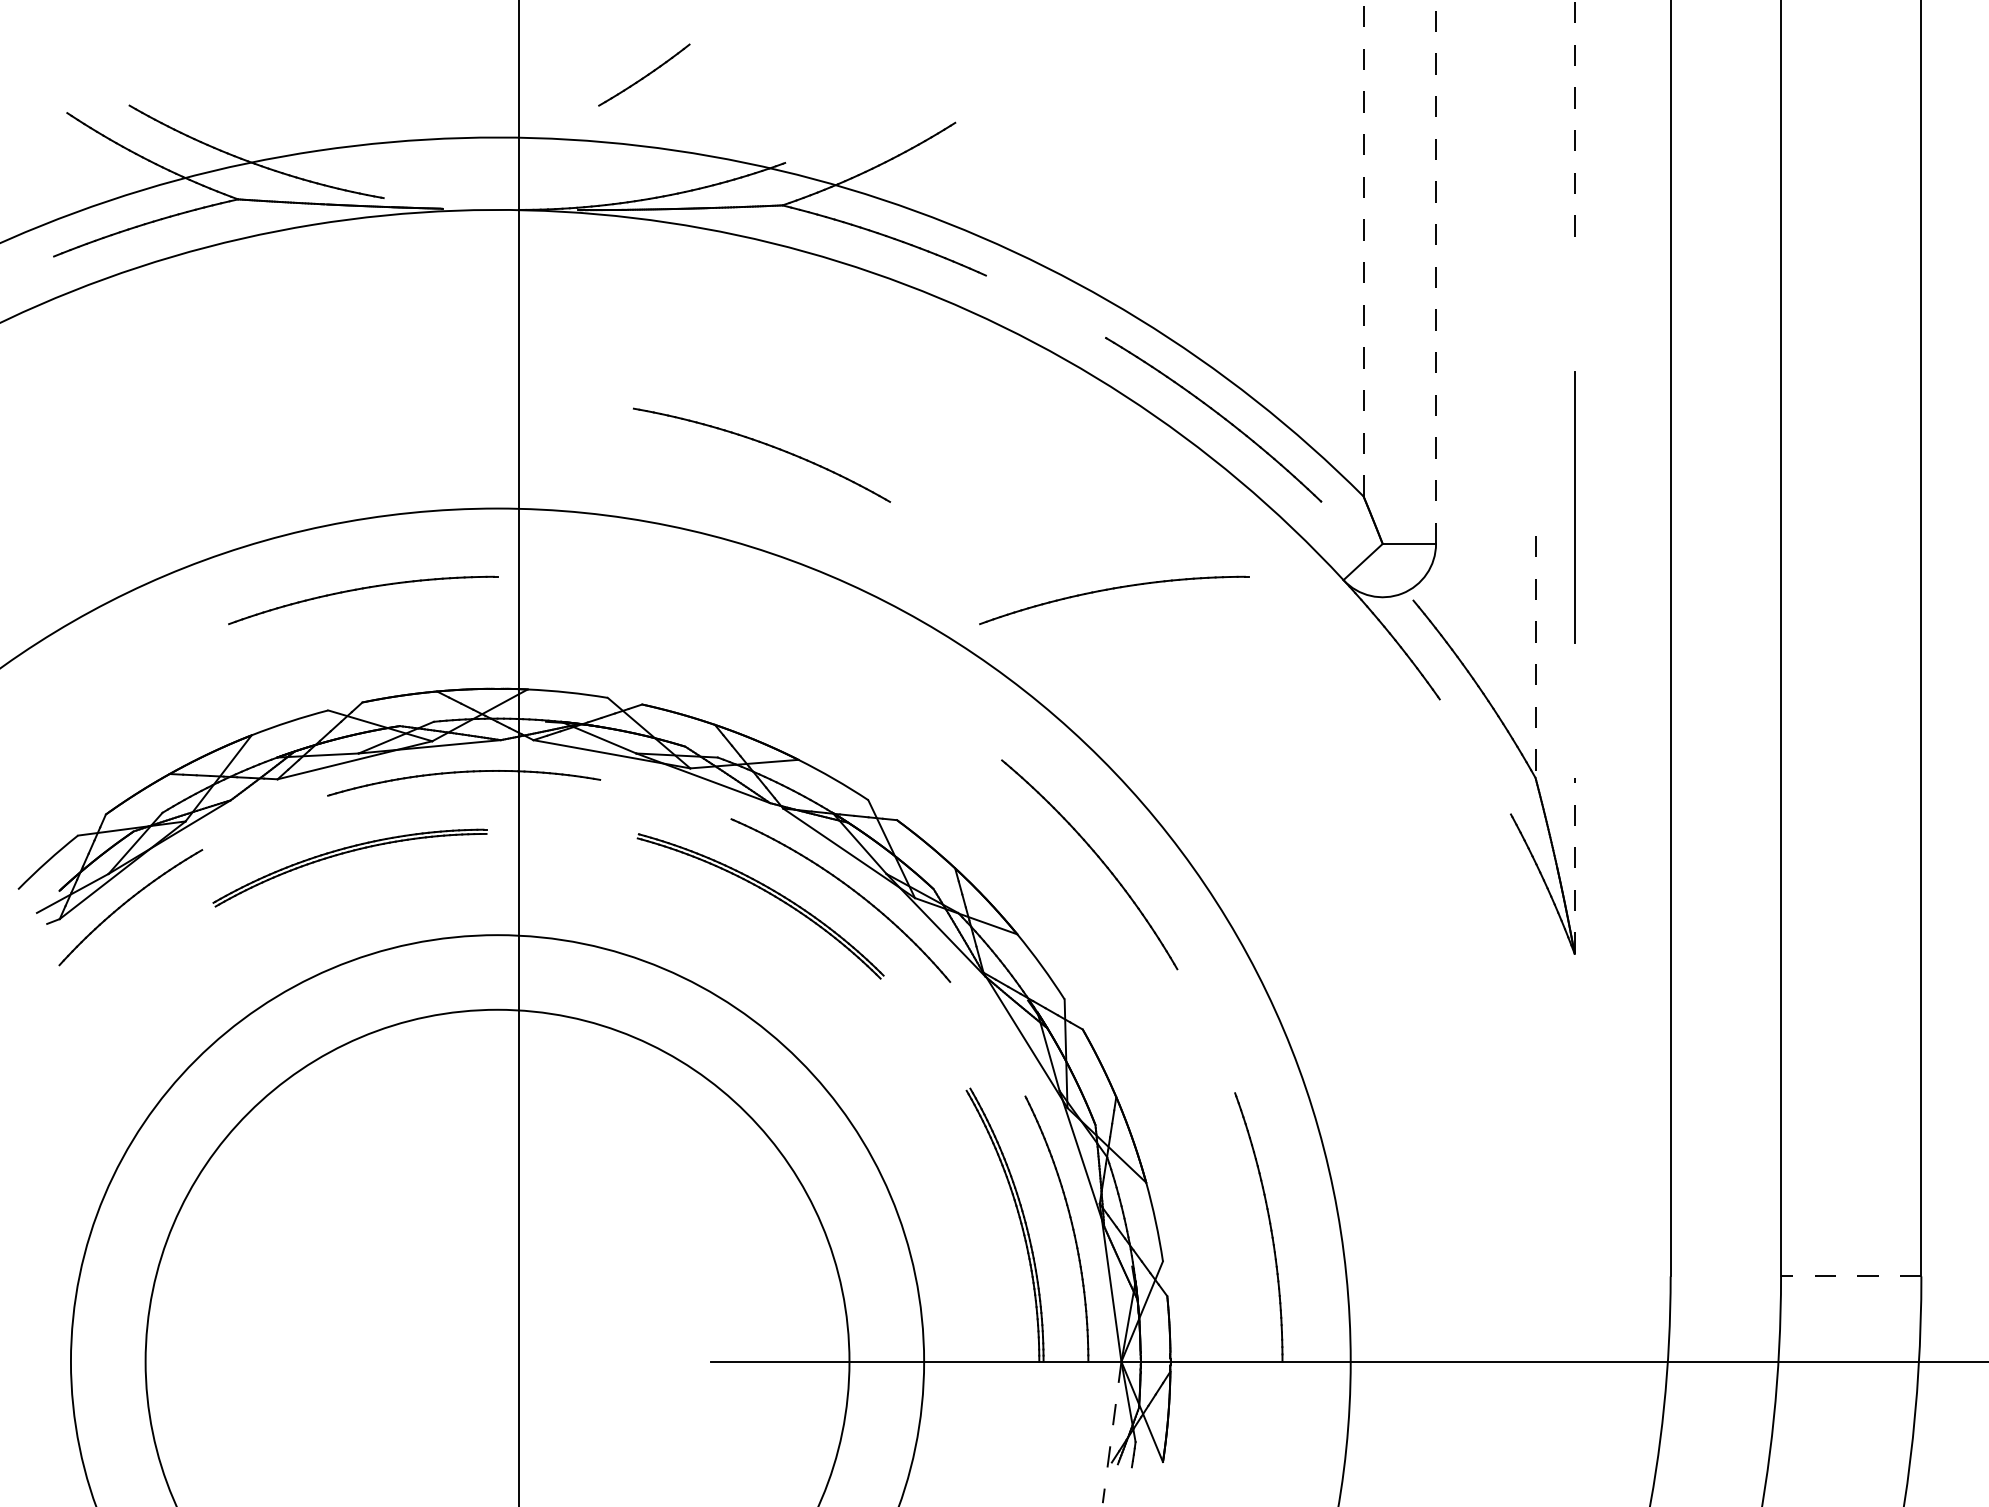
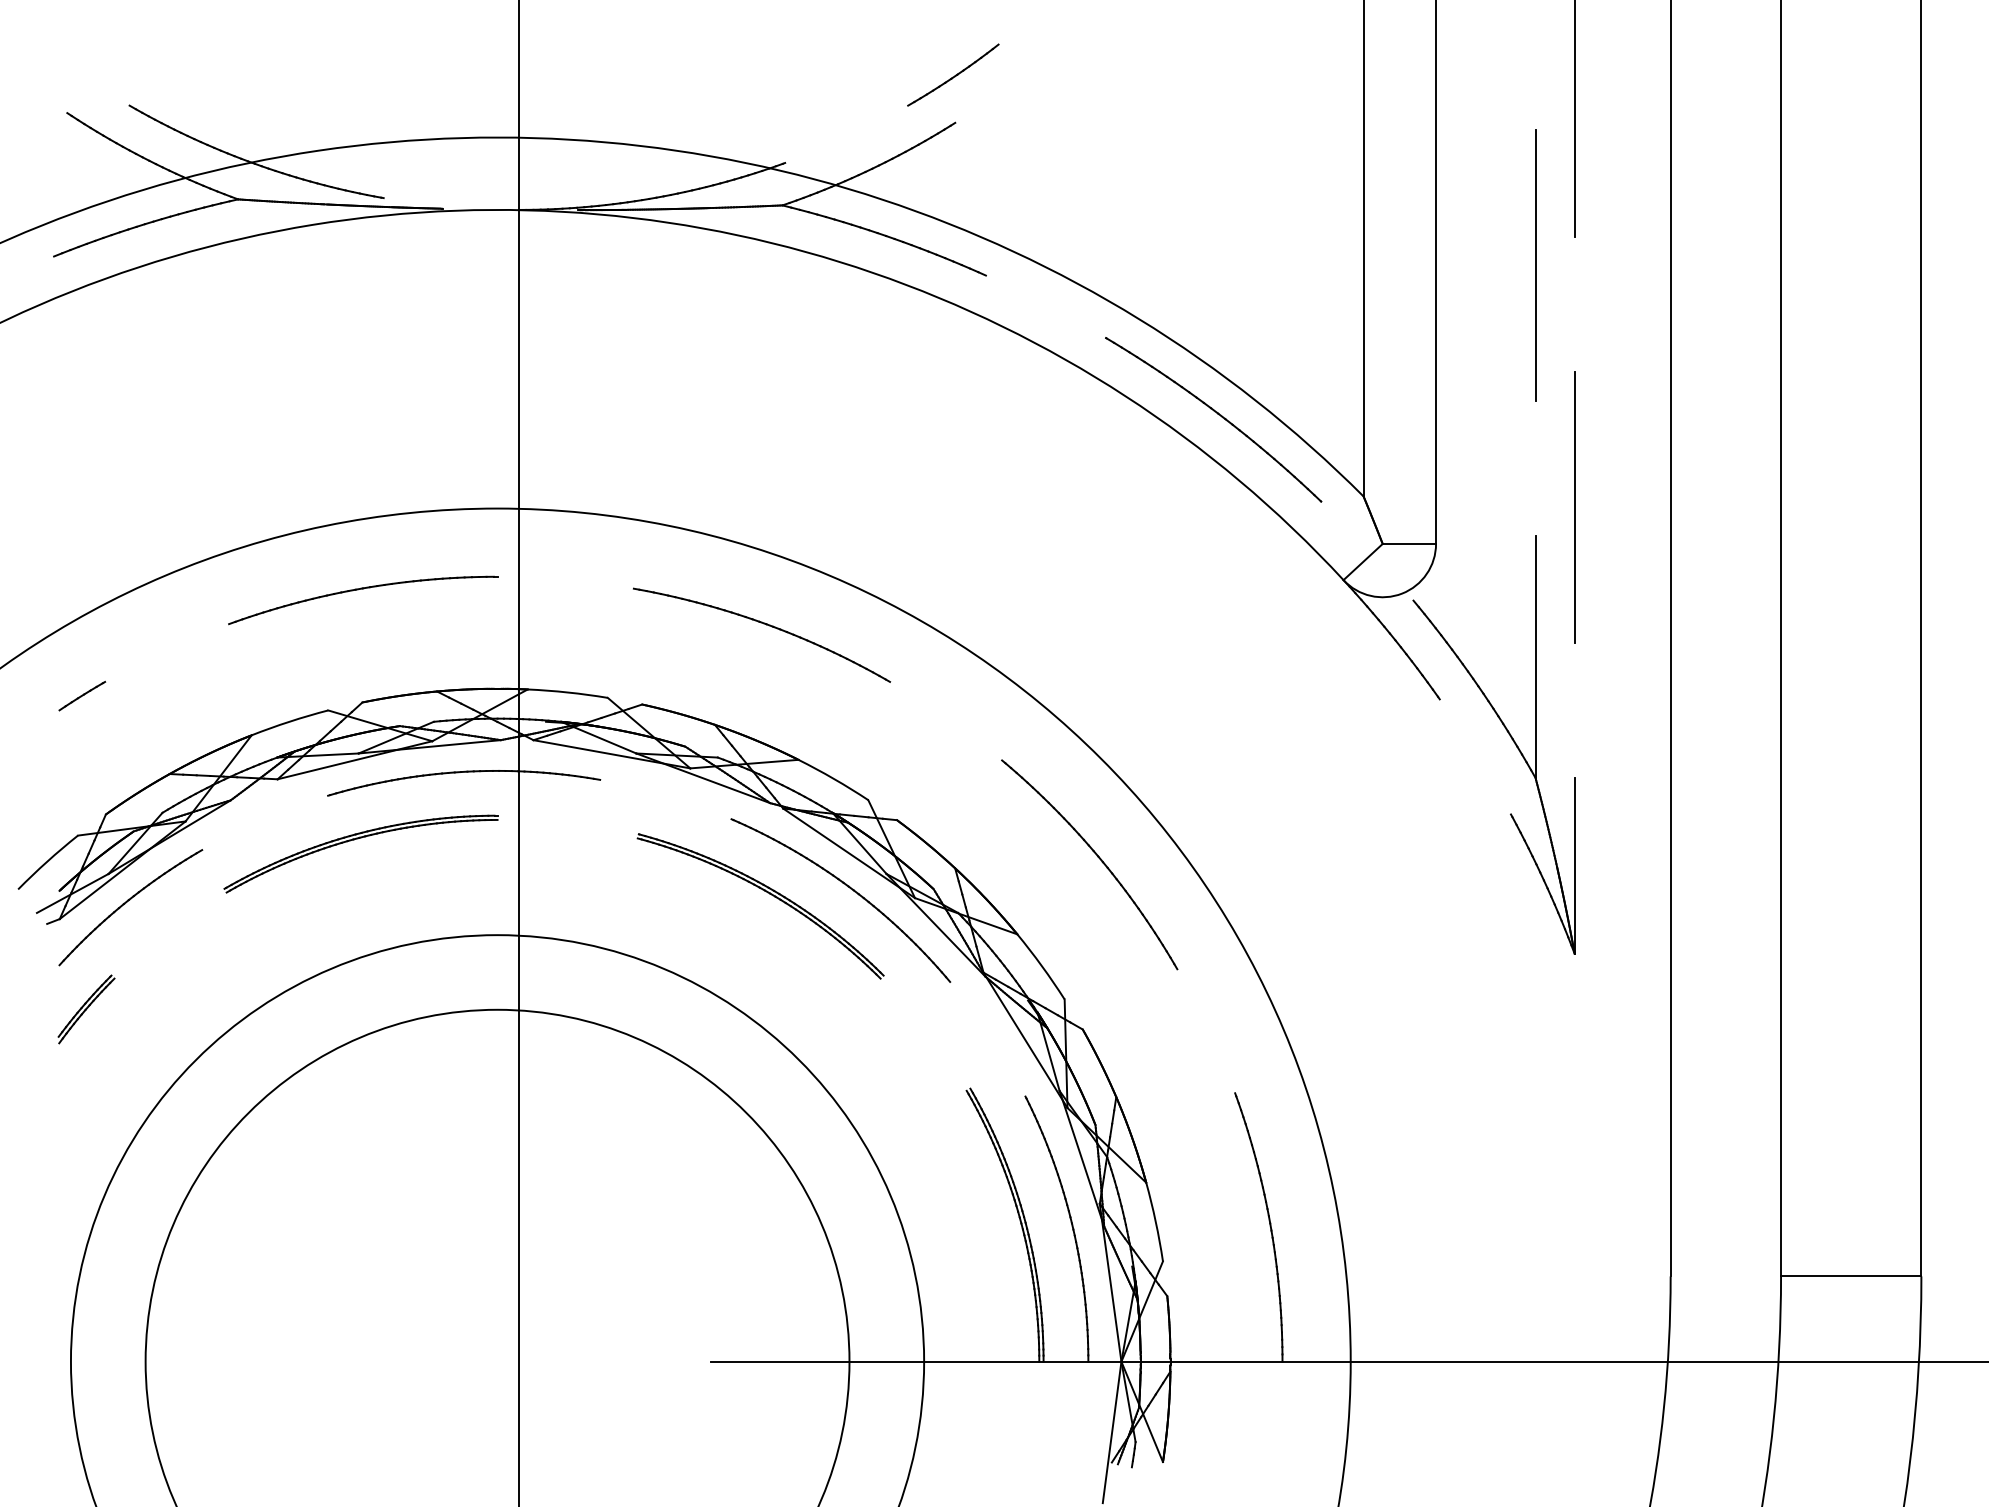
part position: (644, 74) -> (953, 74) (953, 74)
line: dashed -> solid (1574, 118)
line: dashed -> solid (1363, 248)
line: none -> present (1535, 264)
line: dashed -> solid (1436, 272)
part position: (766, 445) -> (766, 625) (766, 625)
part: present -> none (1114, 589)
line: dashed -> solid (1535, 656)
line: none -> present (82, 695)
part position: (347, 853) -> (358, 839) (358, 839)
line: dashed -> solid (1574, 866)
part: none -> present (86, 1009)
line: dashed -> solid (1850, 1276)
line: dashed -> solid (1112, 1432)
